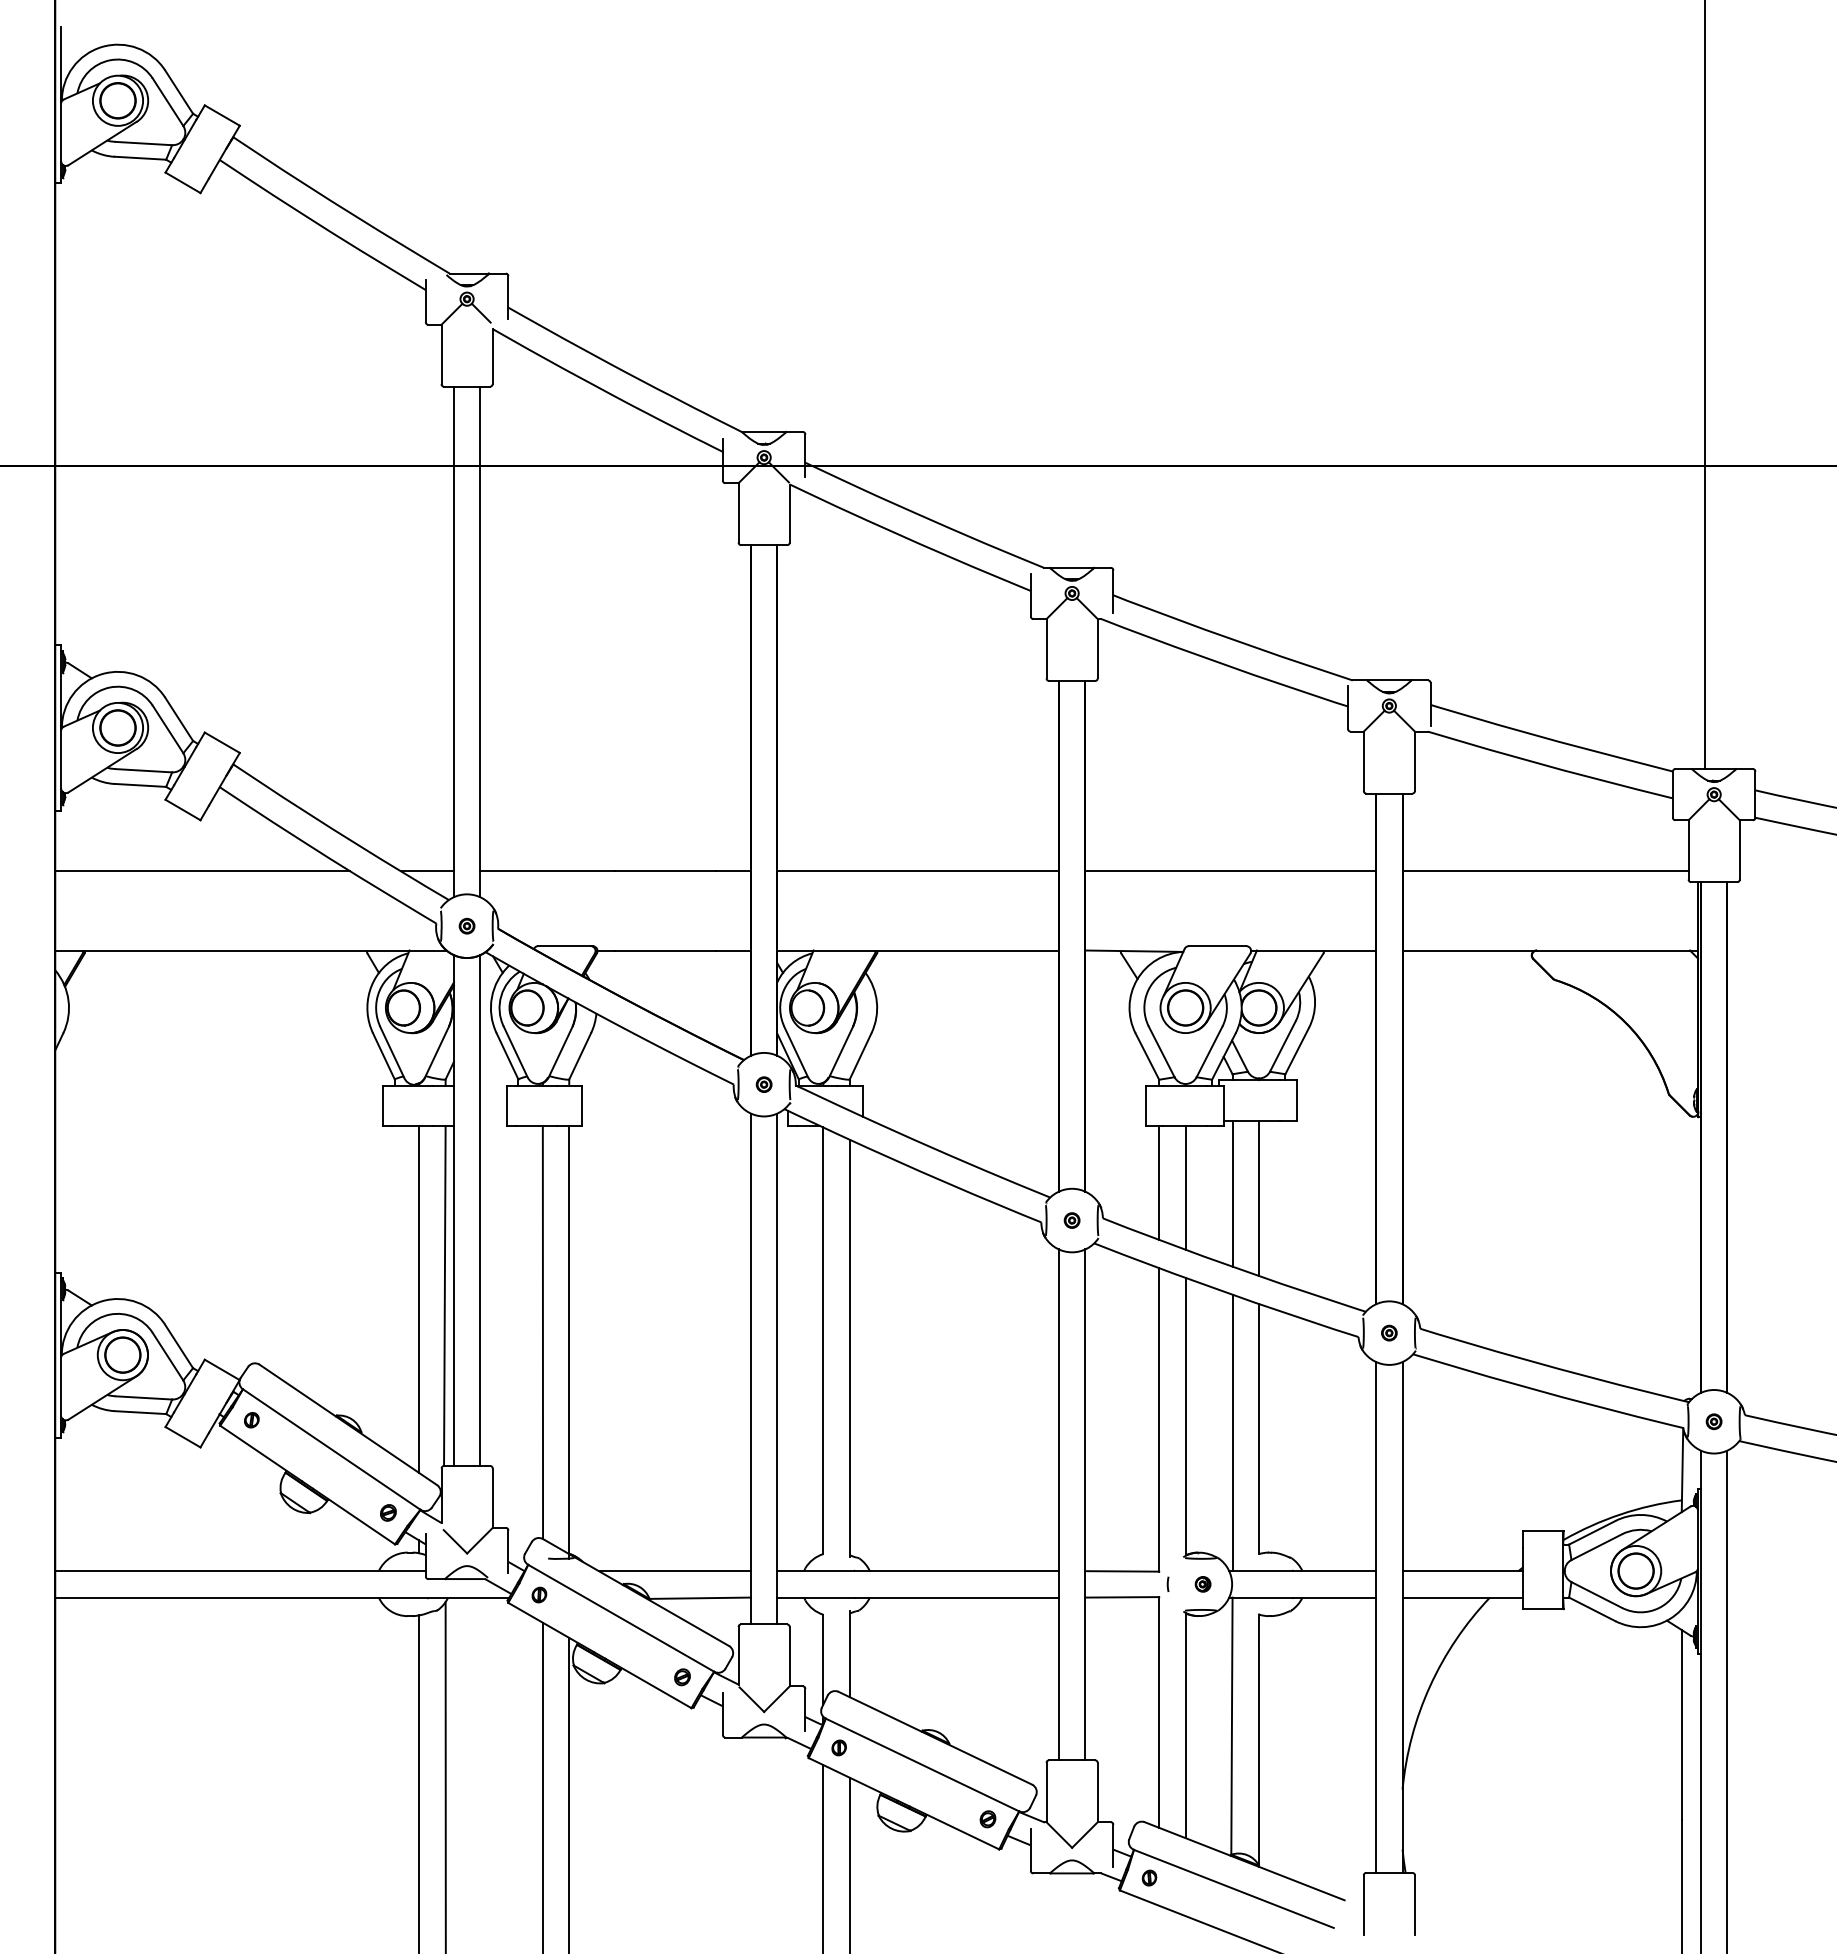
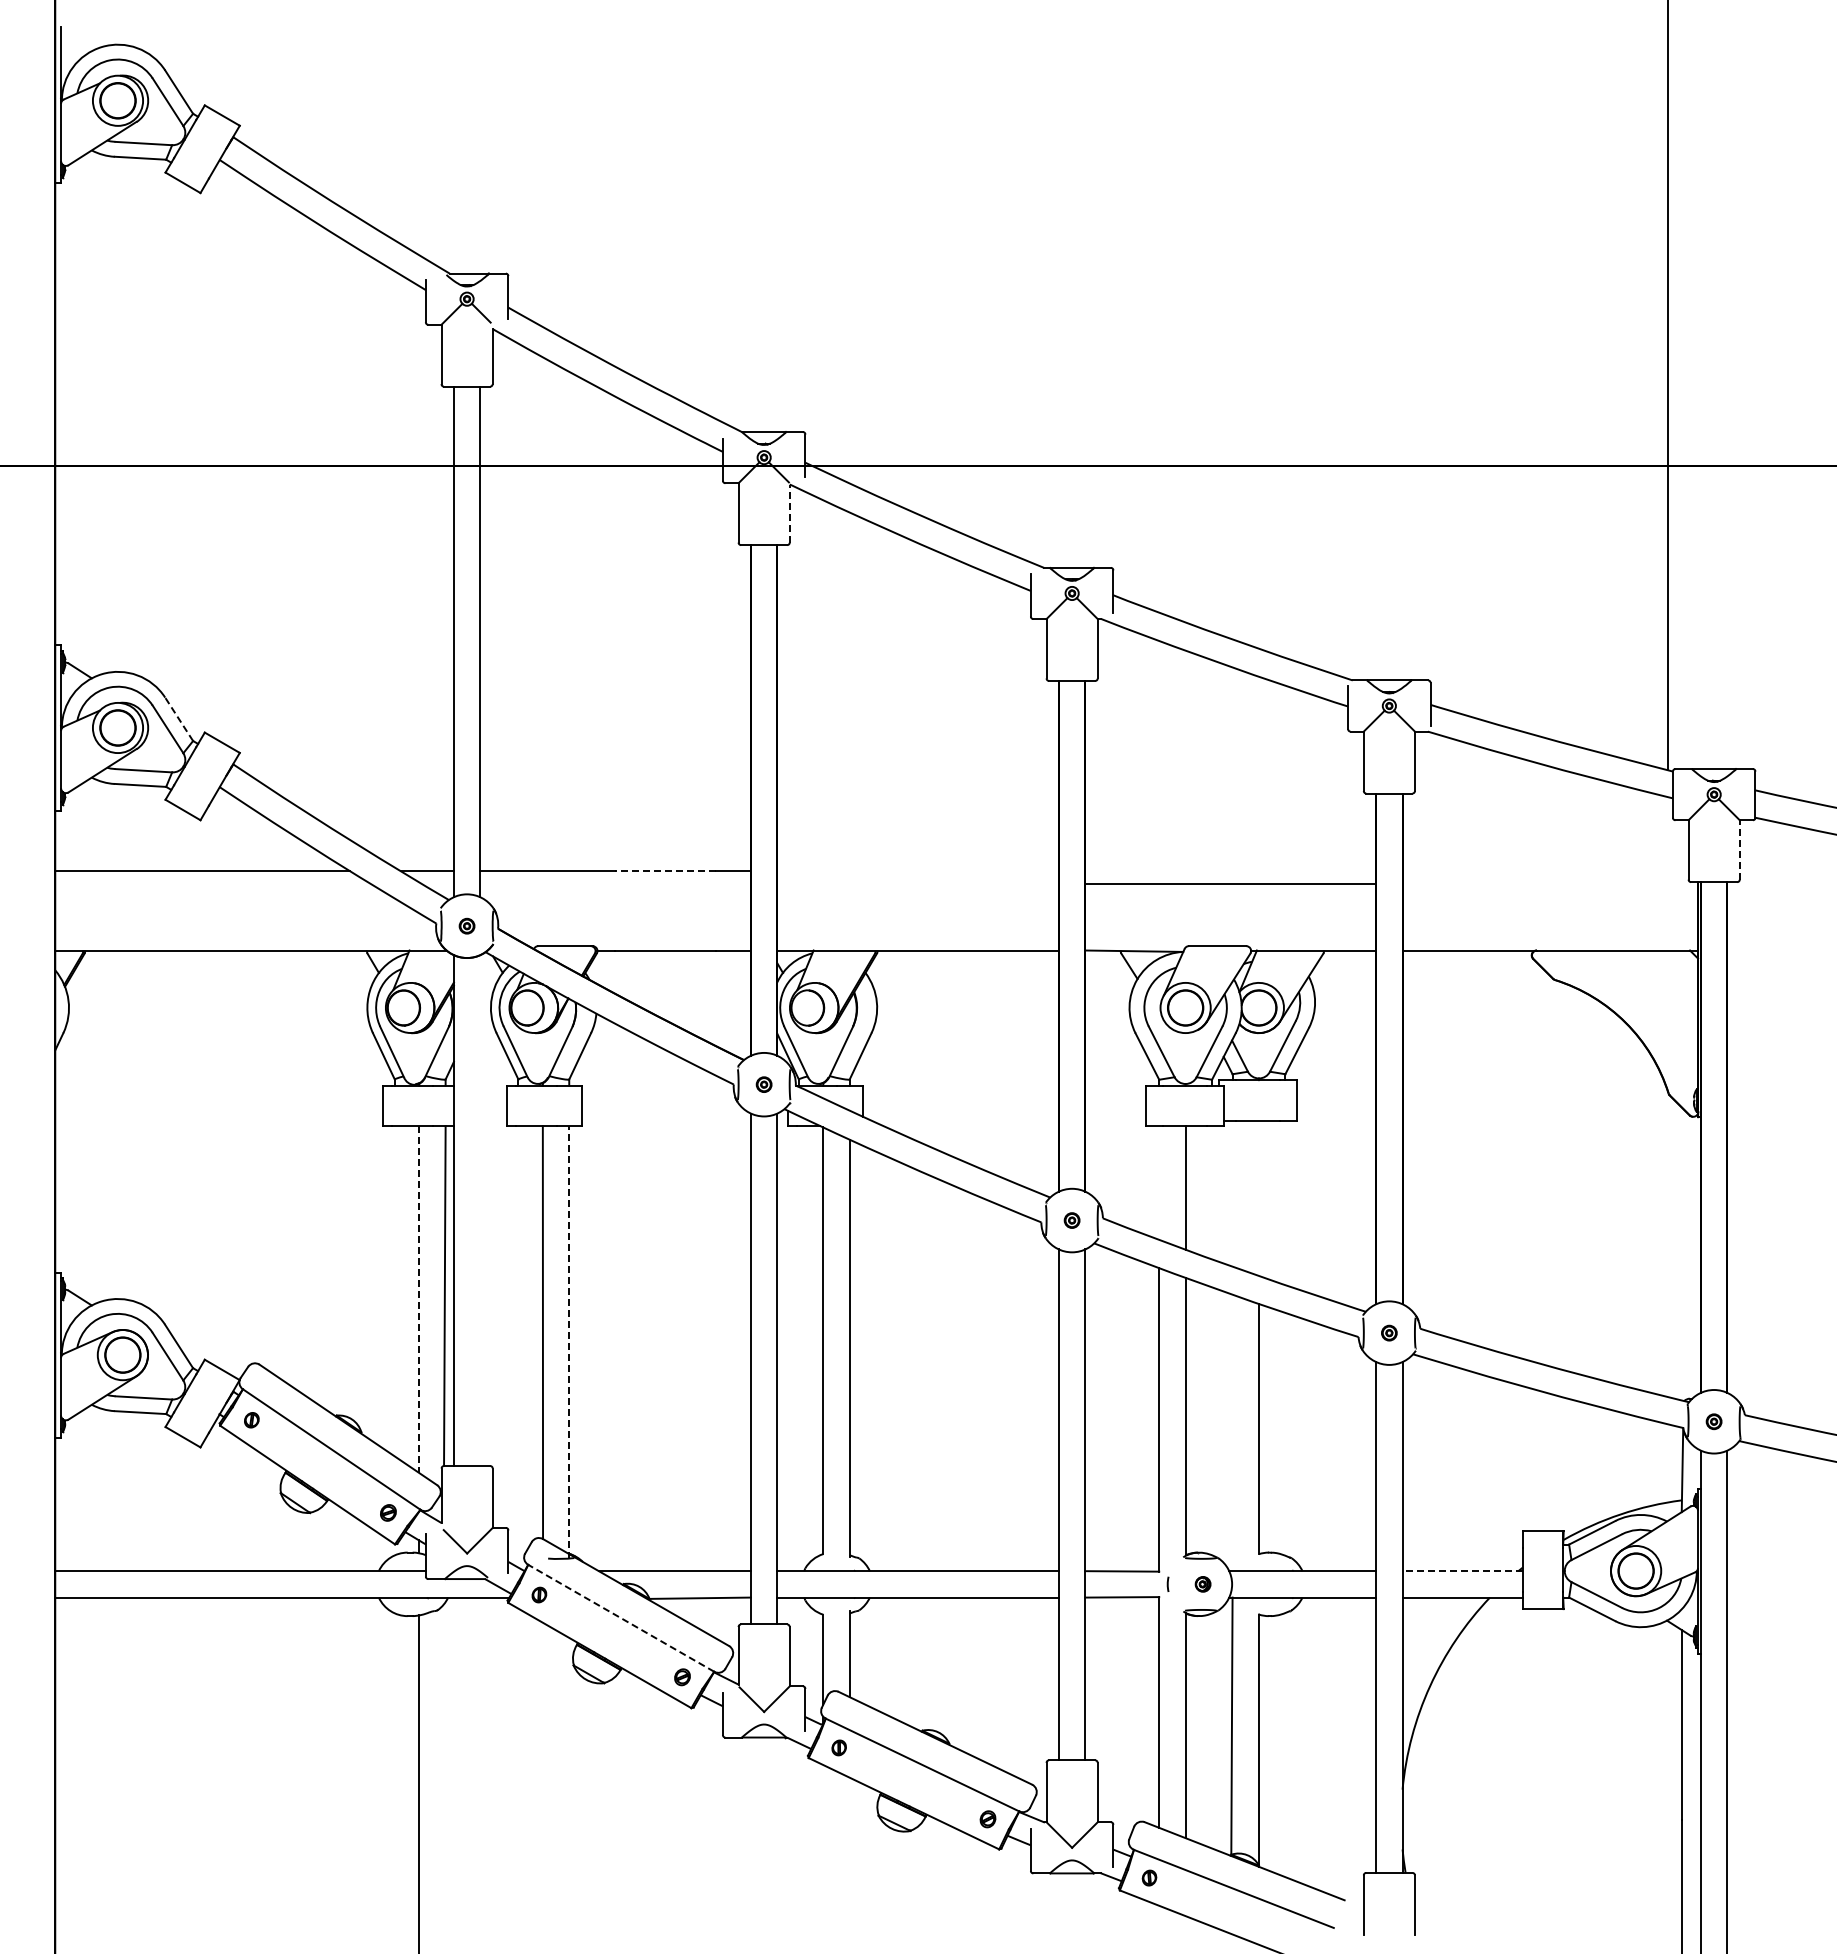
line position: (1704, 385) -> (1667, 385) (1667, 385)
line: solid -> dashed (789, 513)
line: solid -> dashed (179, 719)
line: solid -> dashed (1739, 849)
line: solid -> dashed (665, 871)
line: present -> none (917, 871)
line position: (1230, 871) -> (1230, 884) (1230, 884)
line: present -> none (1545, 871)
line: present -> none (1159, 1182)
line: present -> none (1232, 1193)
line: present -> none (1258, 1197)
line: present -> none (480, 1210)
line: solid -> dashed (419, 1300)
line: solid -> dashed (569, 1341)
line: present -> none (1232, 1432)
line: solid -> dashed (1462, 1571)
line: solid -> dashed (620, 1618)
line: present -> none (445, 1776)
line: present -> none (542, 1786)
line: present -> none (569, 1793)
line: present -> none (823, 1857)
line: present -> none (849, 1863)
